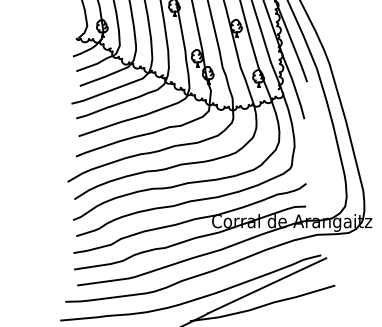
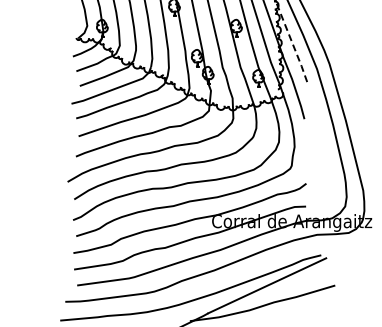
line: solid -> dashed (291, 41)
